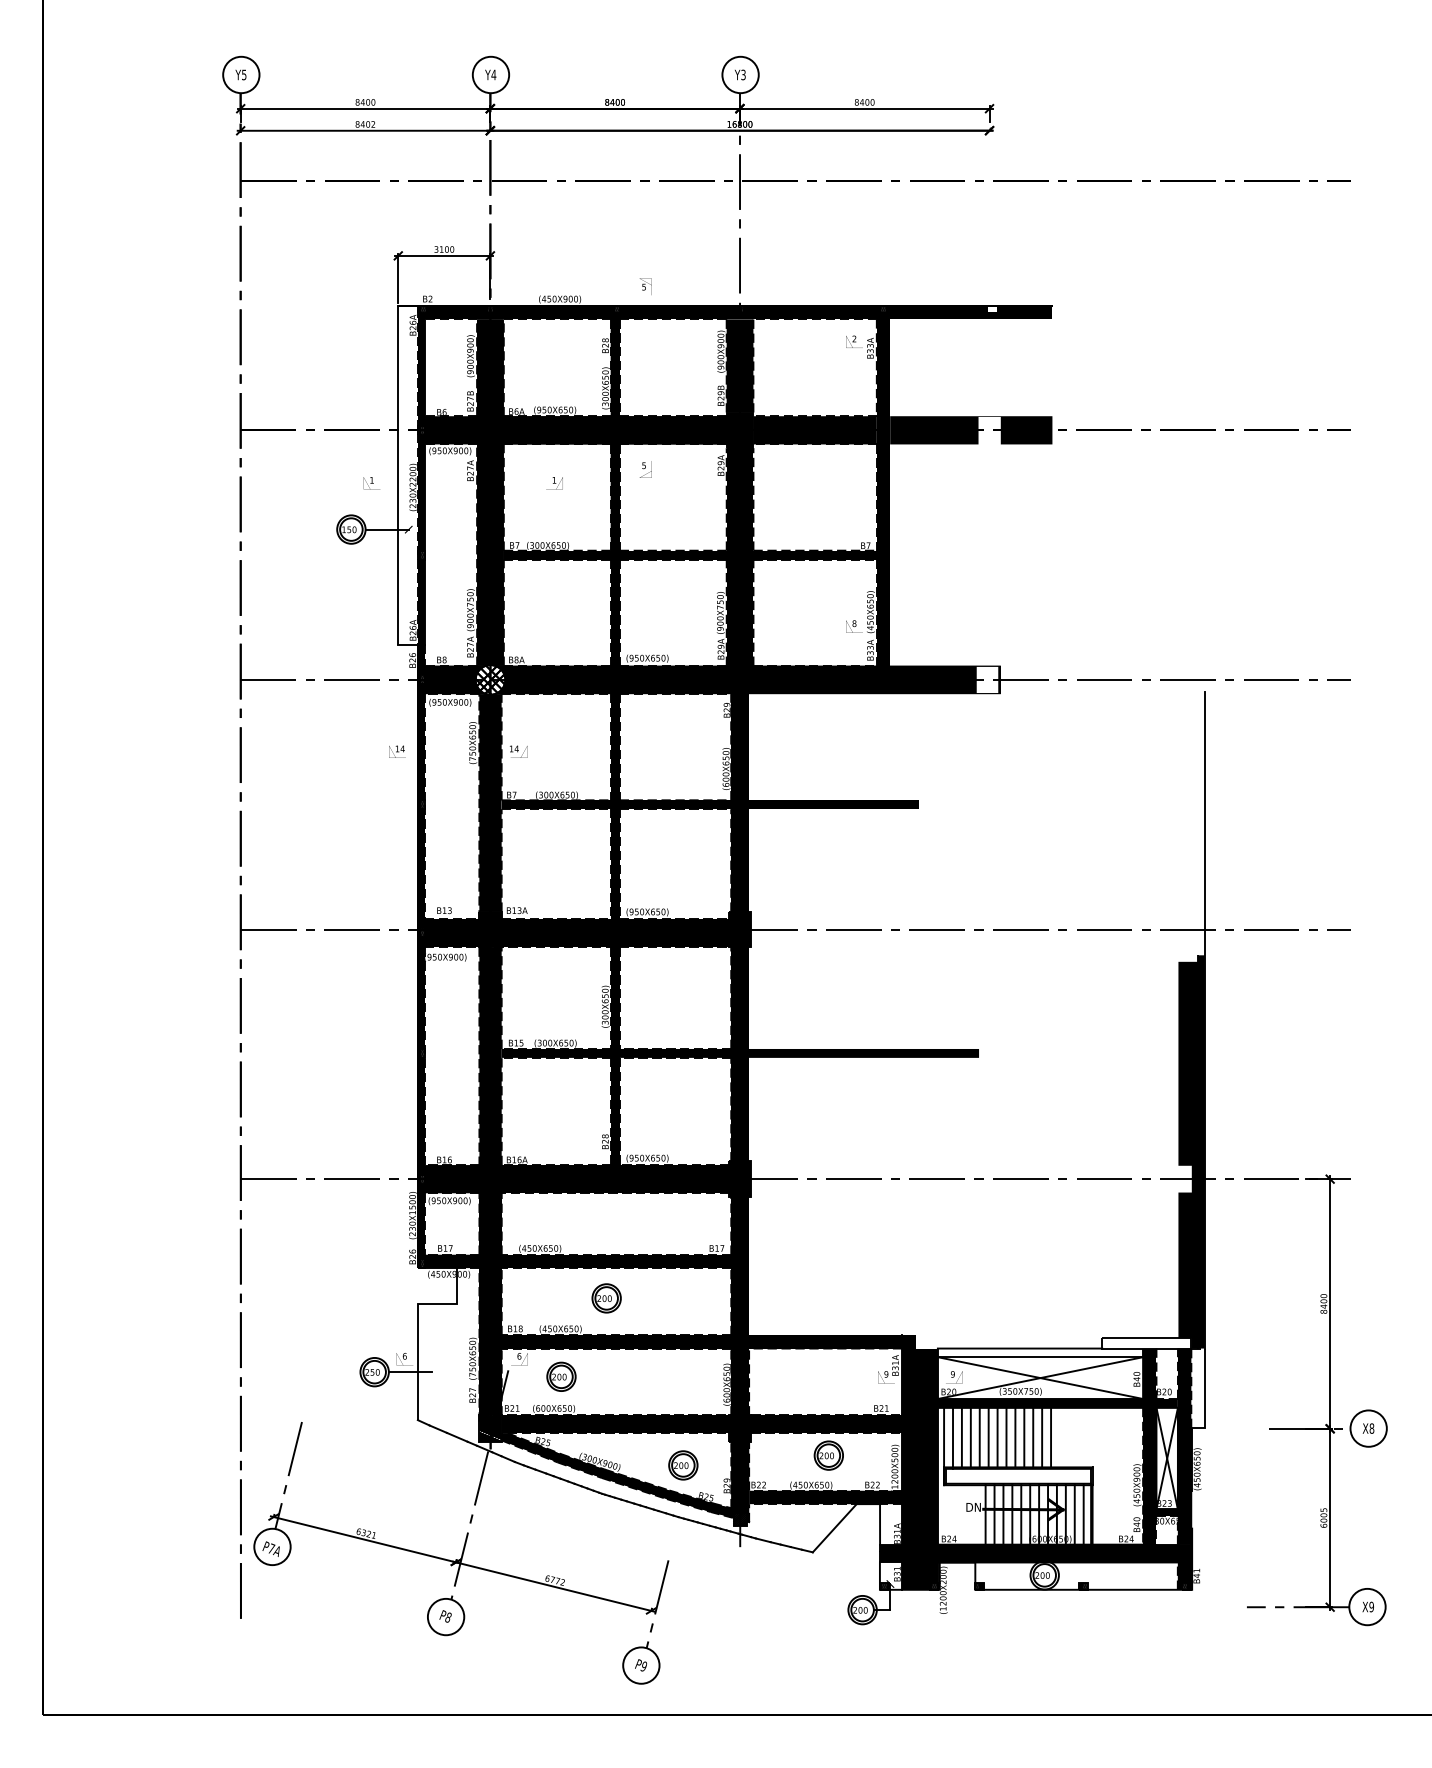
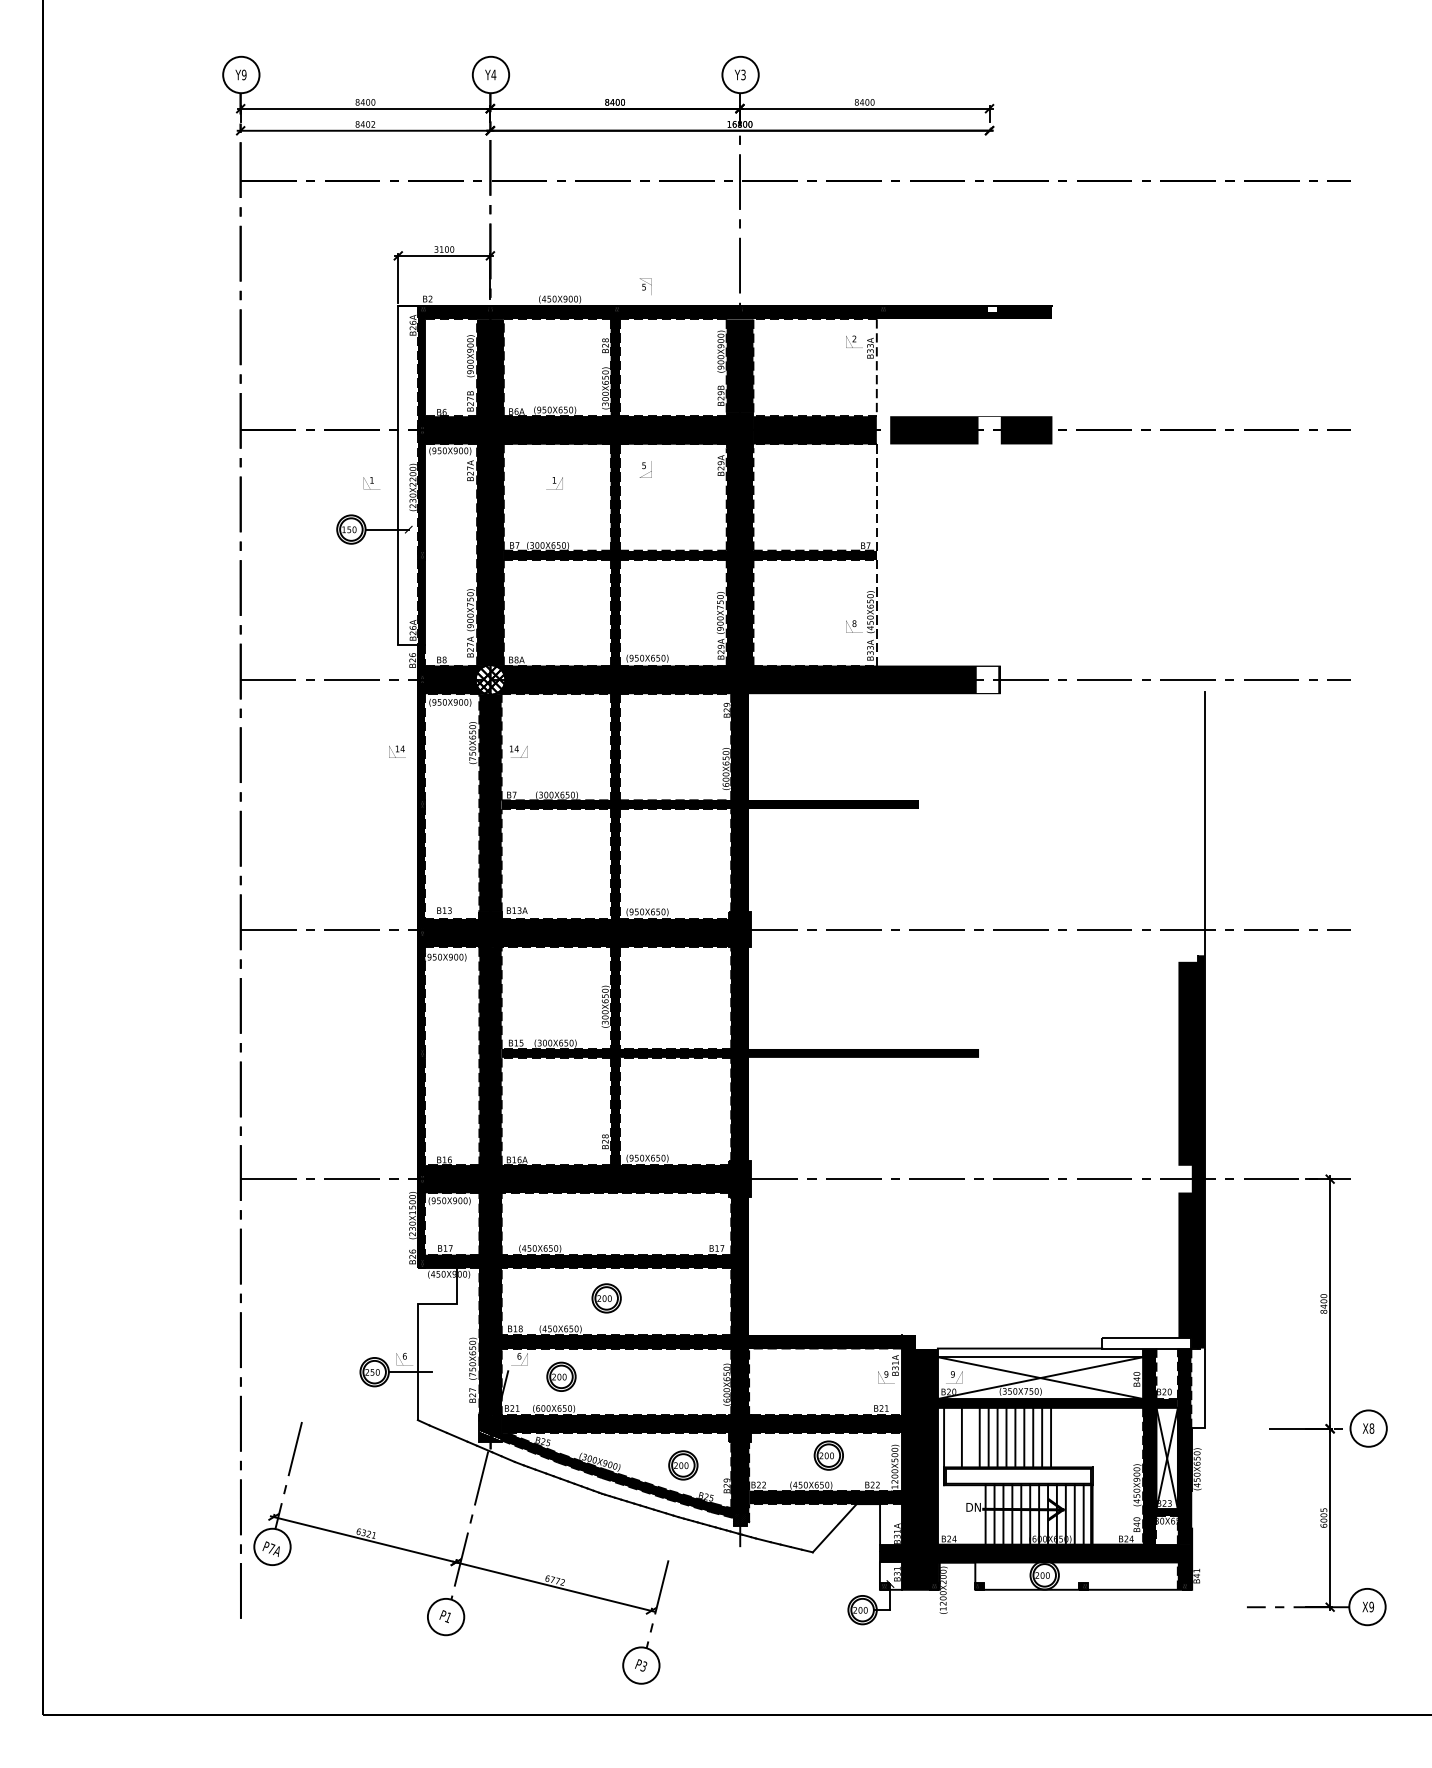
text: Y5 -> Y9 (243, 74)
fill: present -> none (883, 492)
line: present -> none (952, 1437)
line: present -> none (970, 1437)
text: P8 -> P1 (448, 1617)
text: P9 -> P3 (643, 1666)
